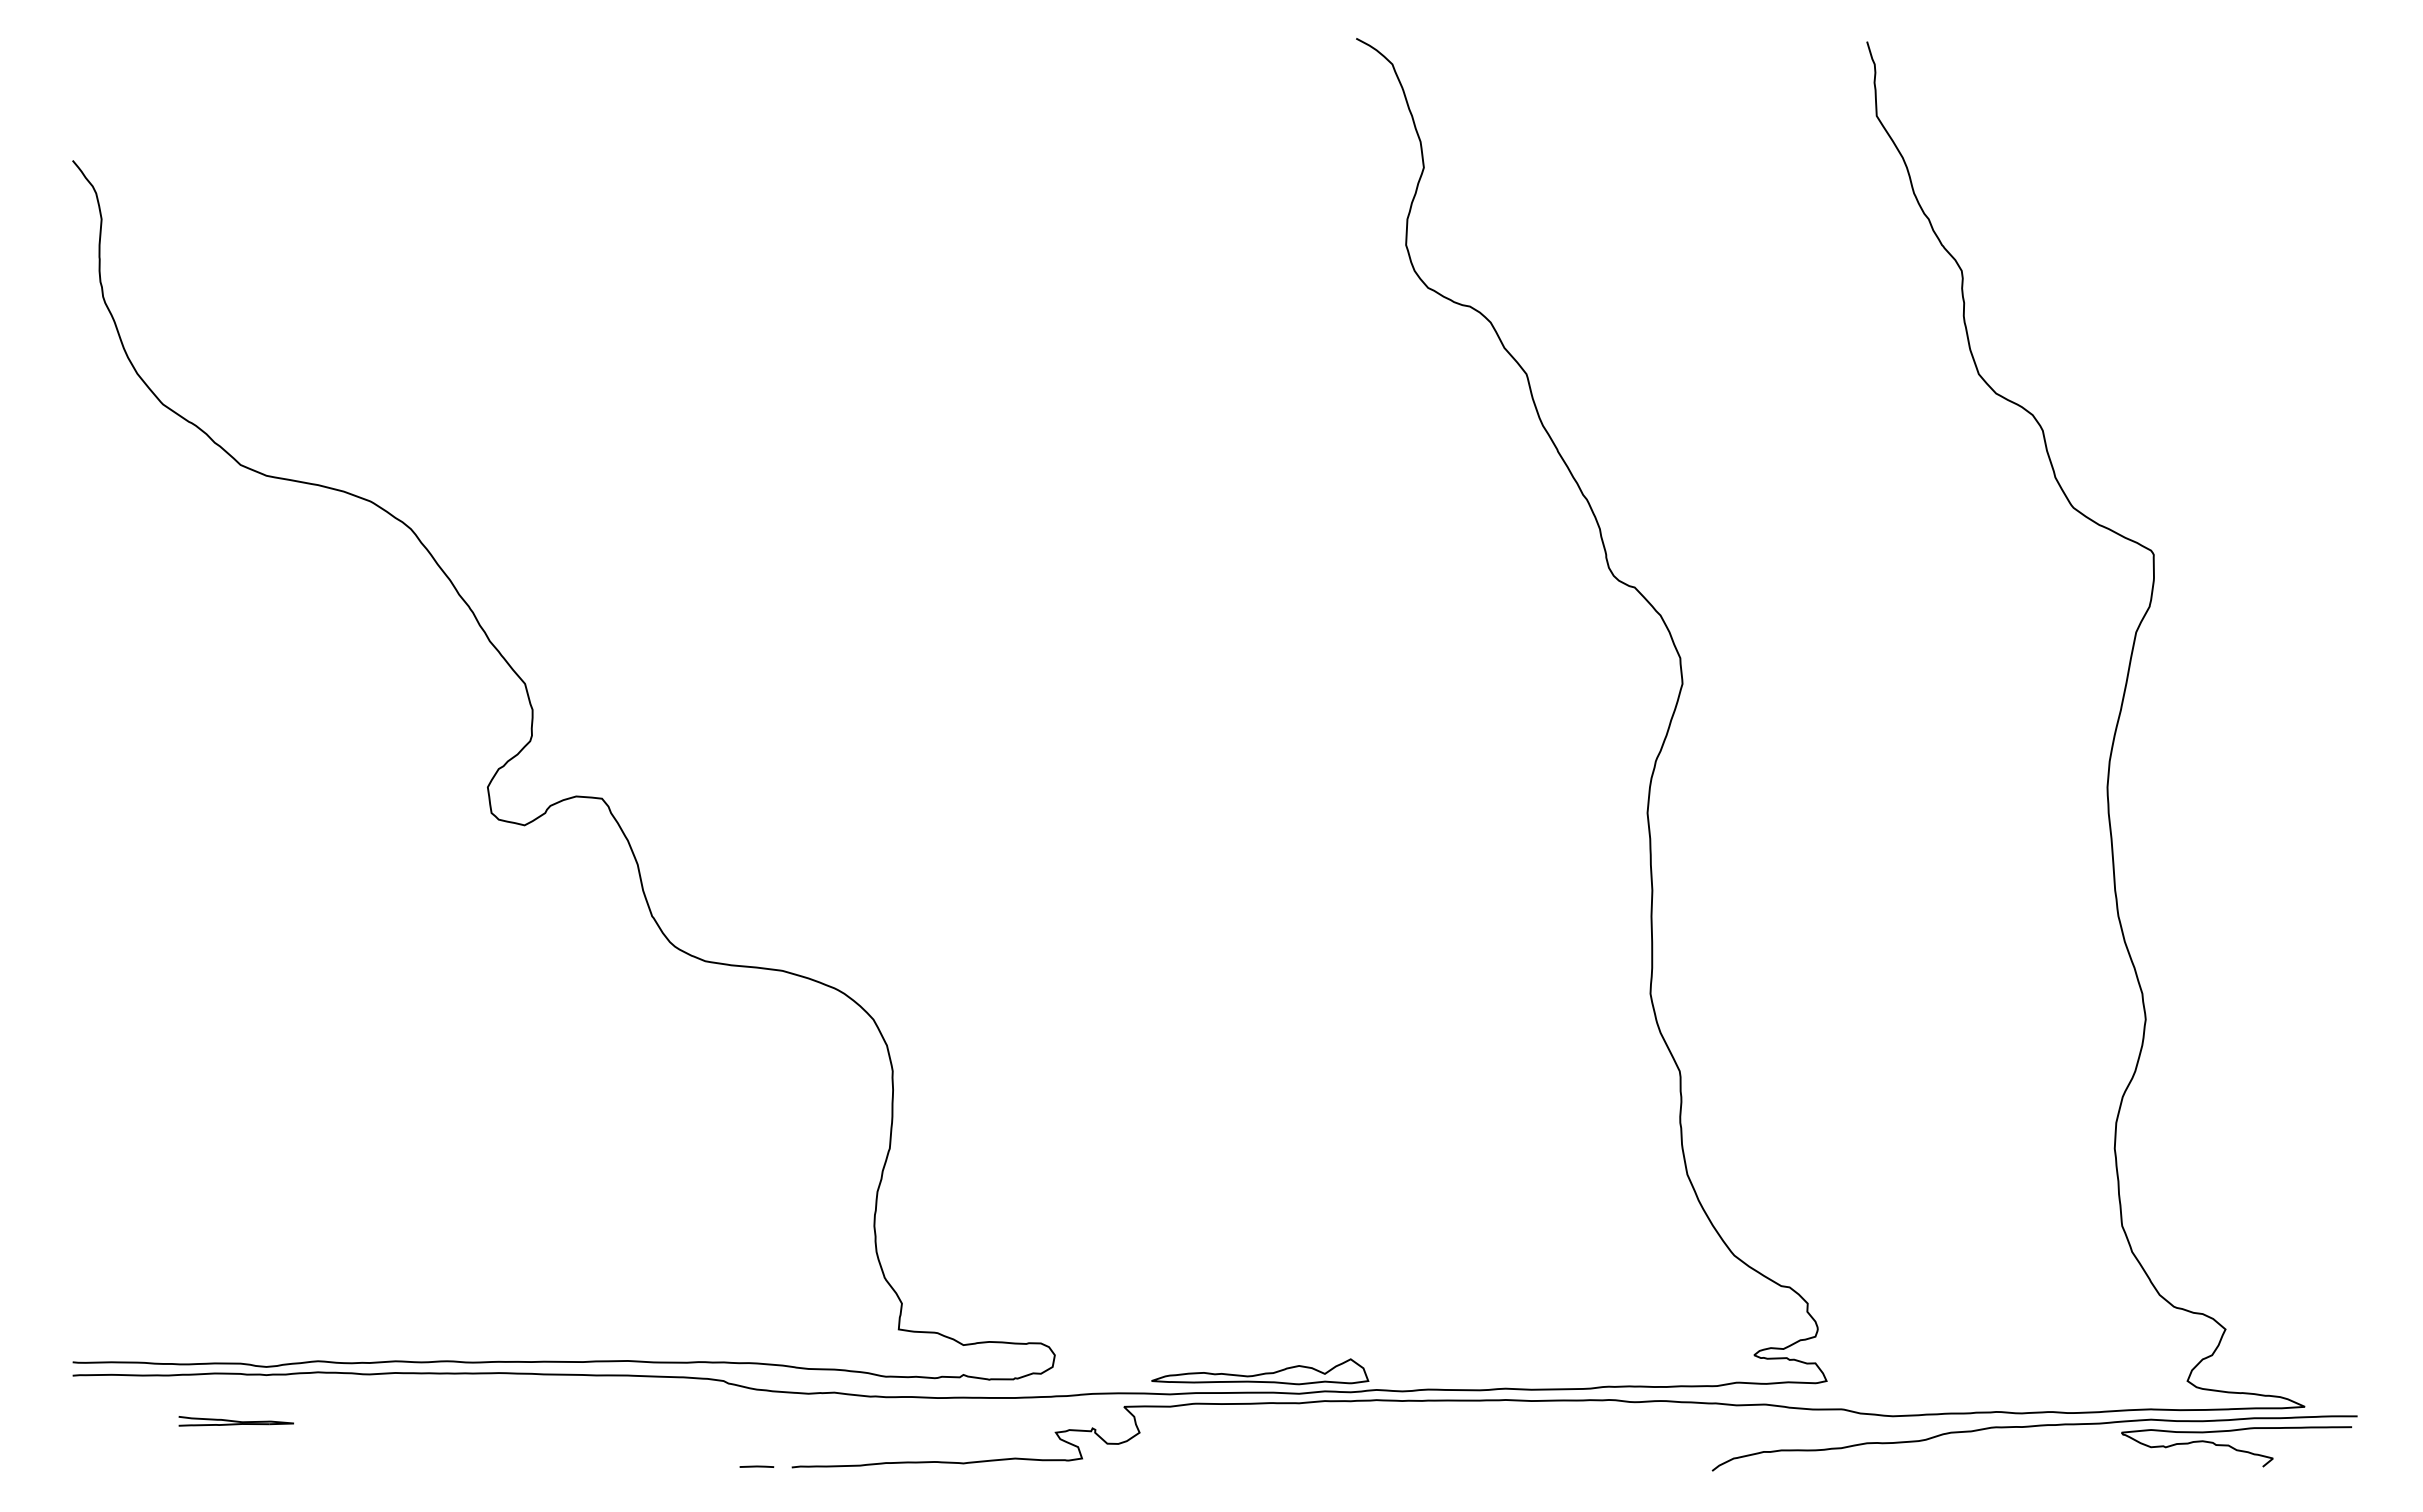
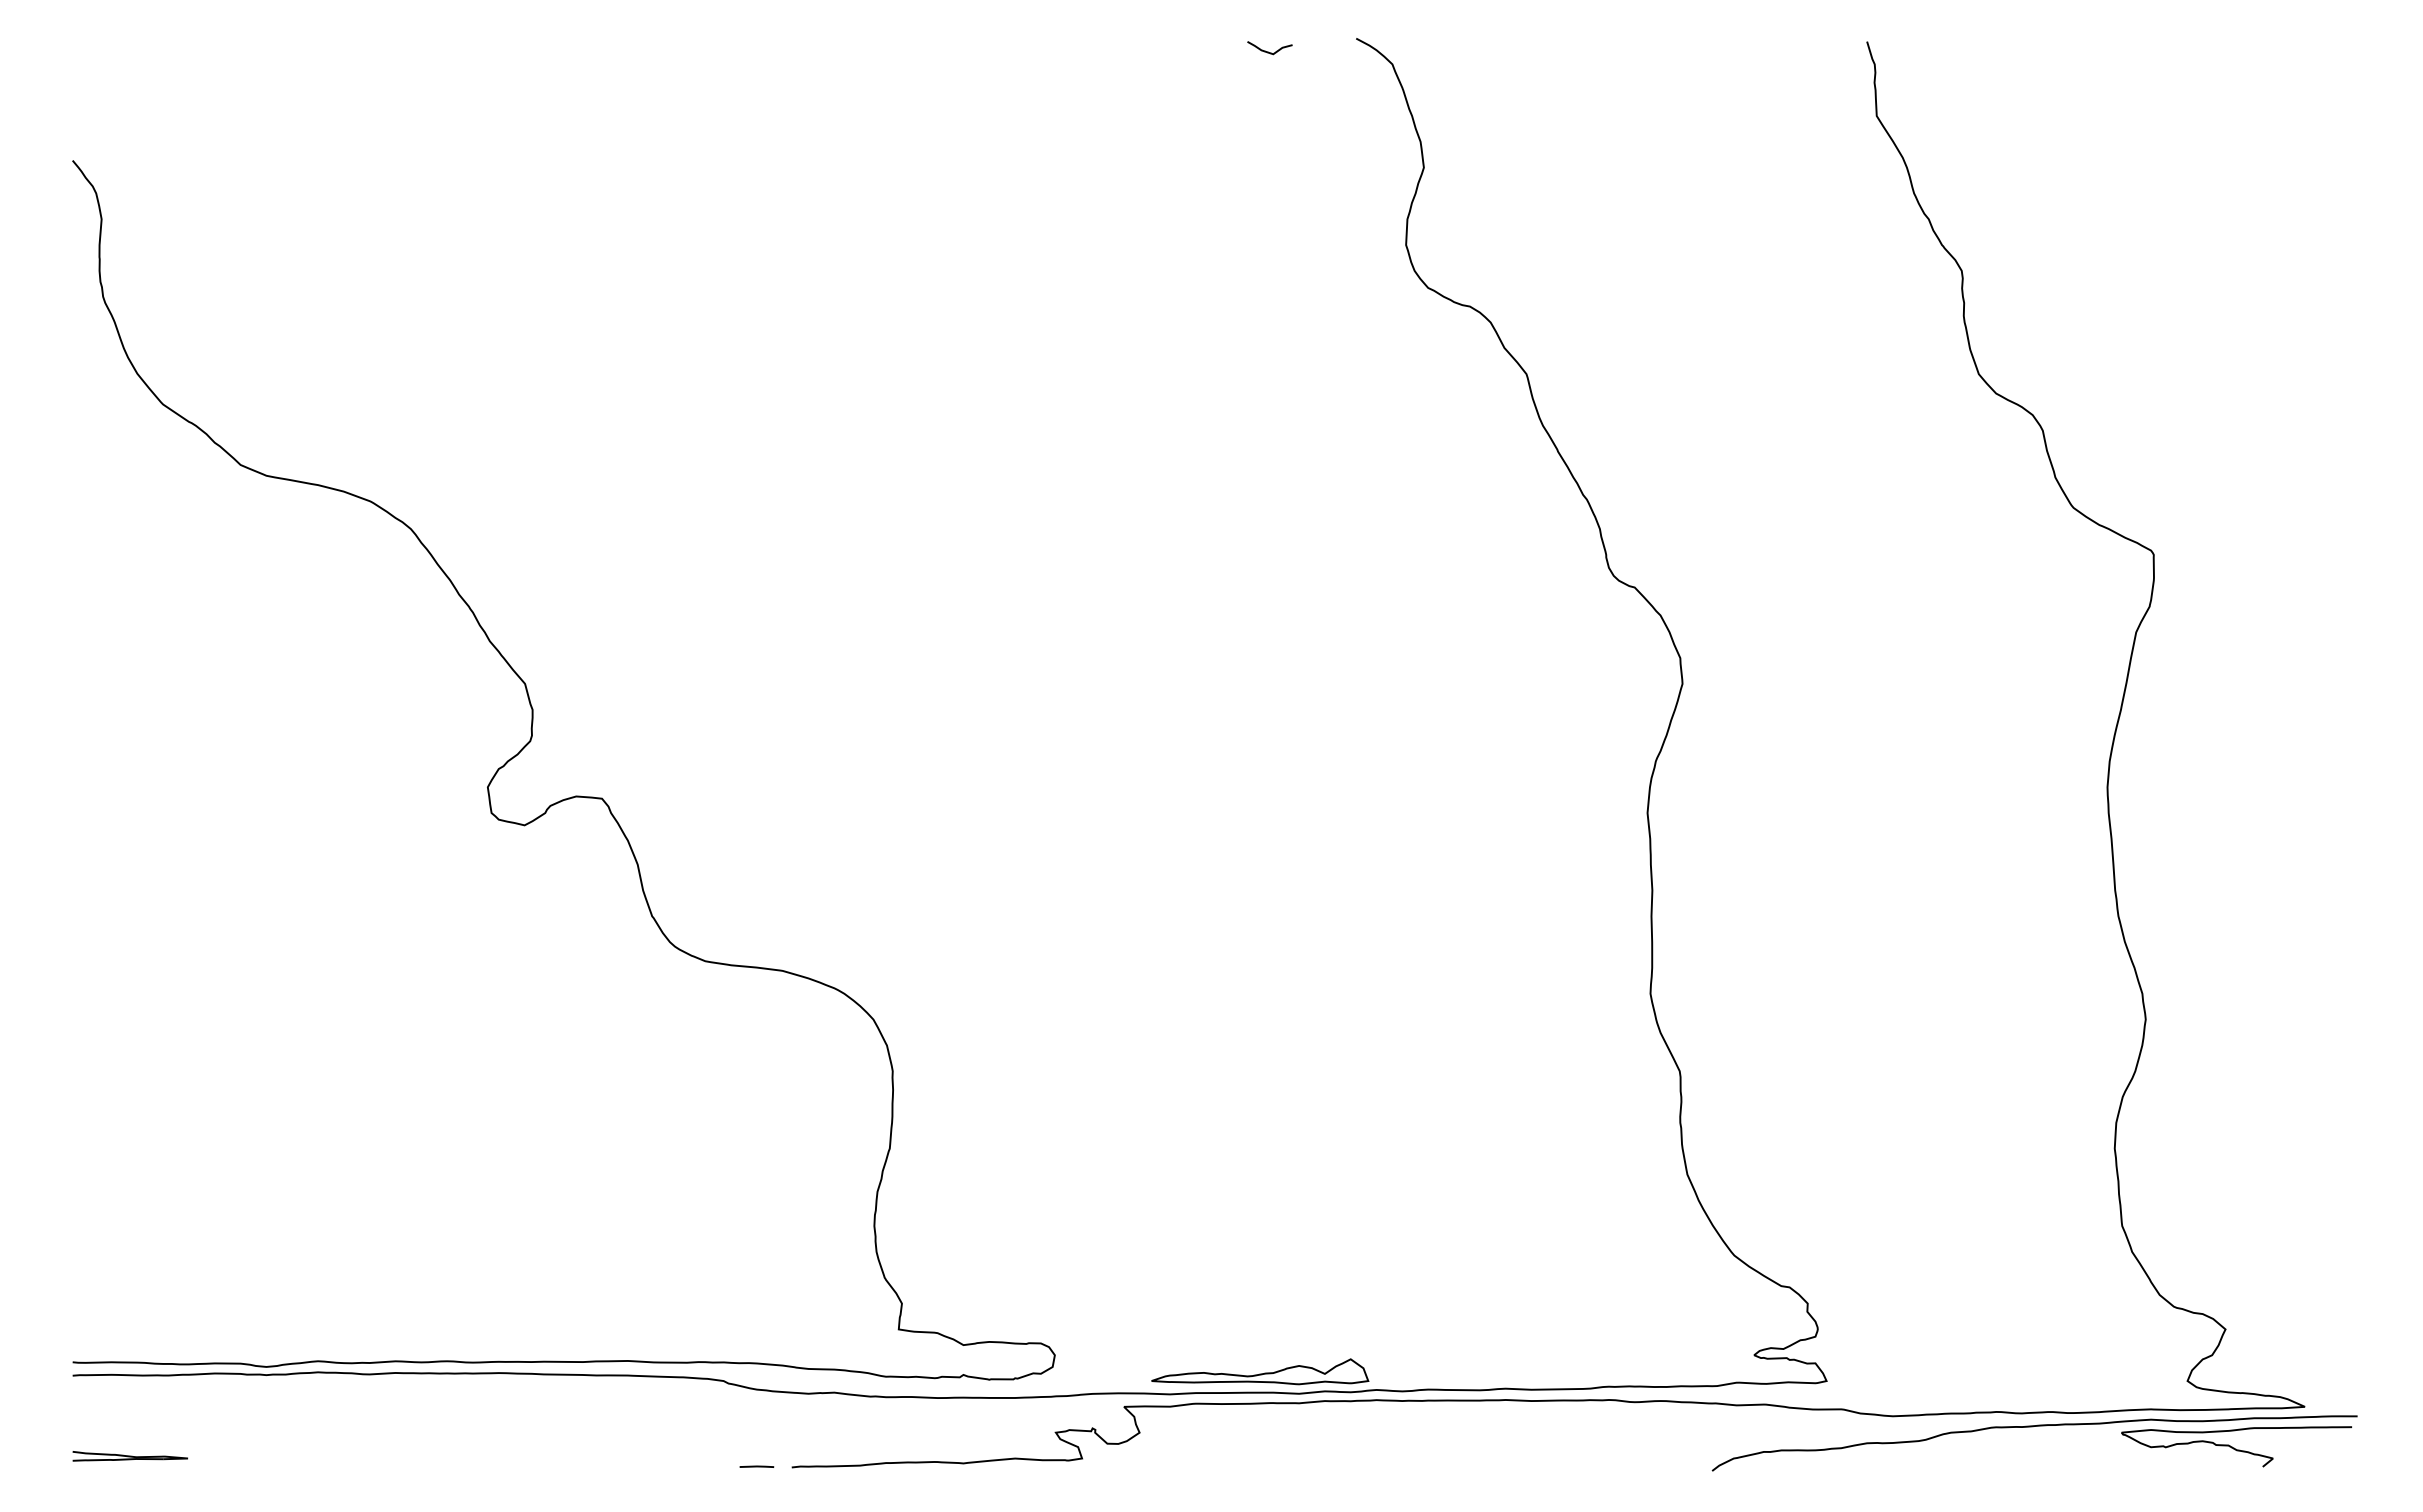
curve: none -> present (1268, 51)
part position: (235, 1421) -> (129, 1456) (129, 1456)
